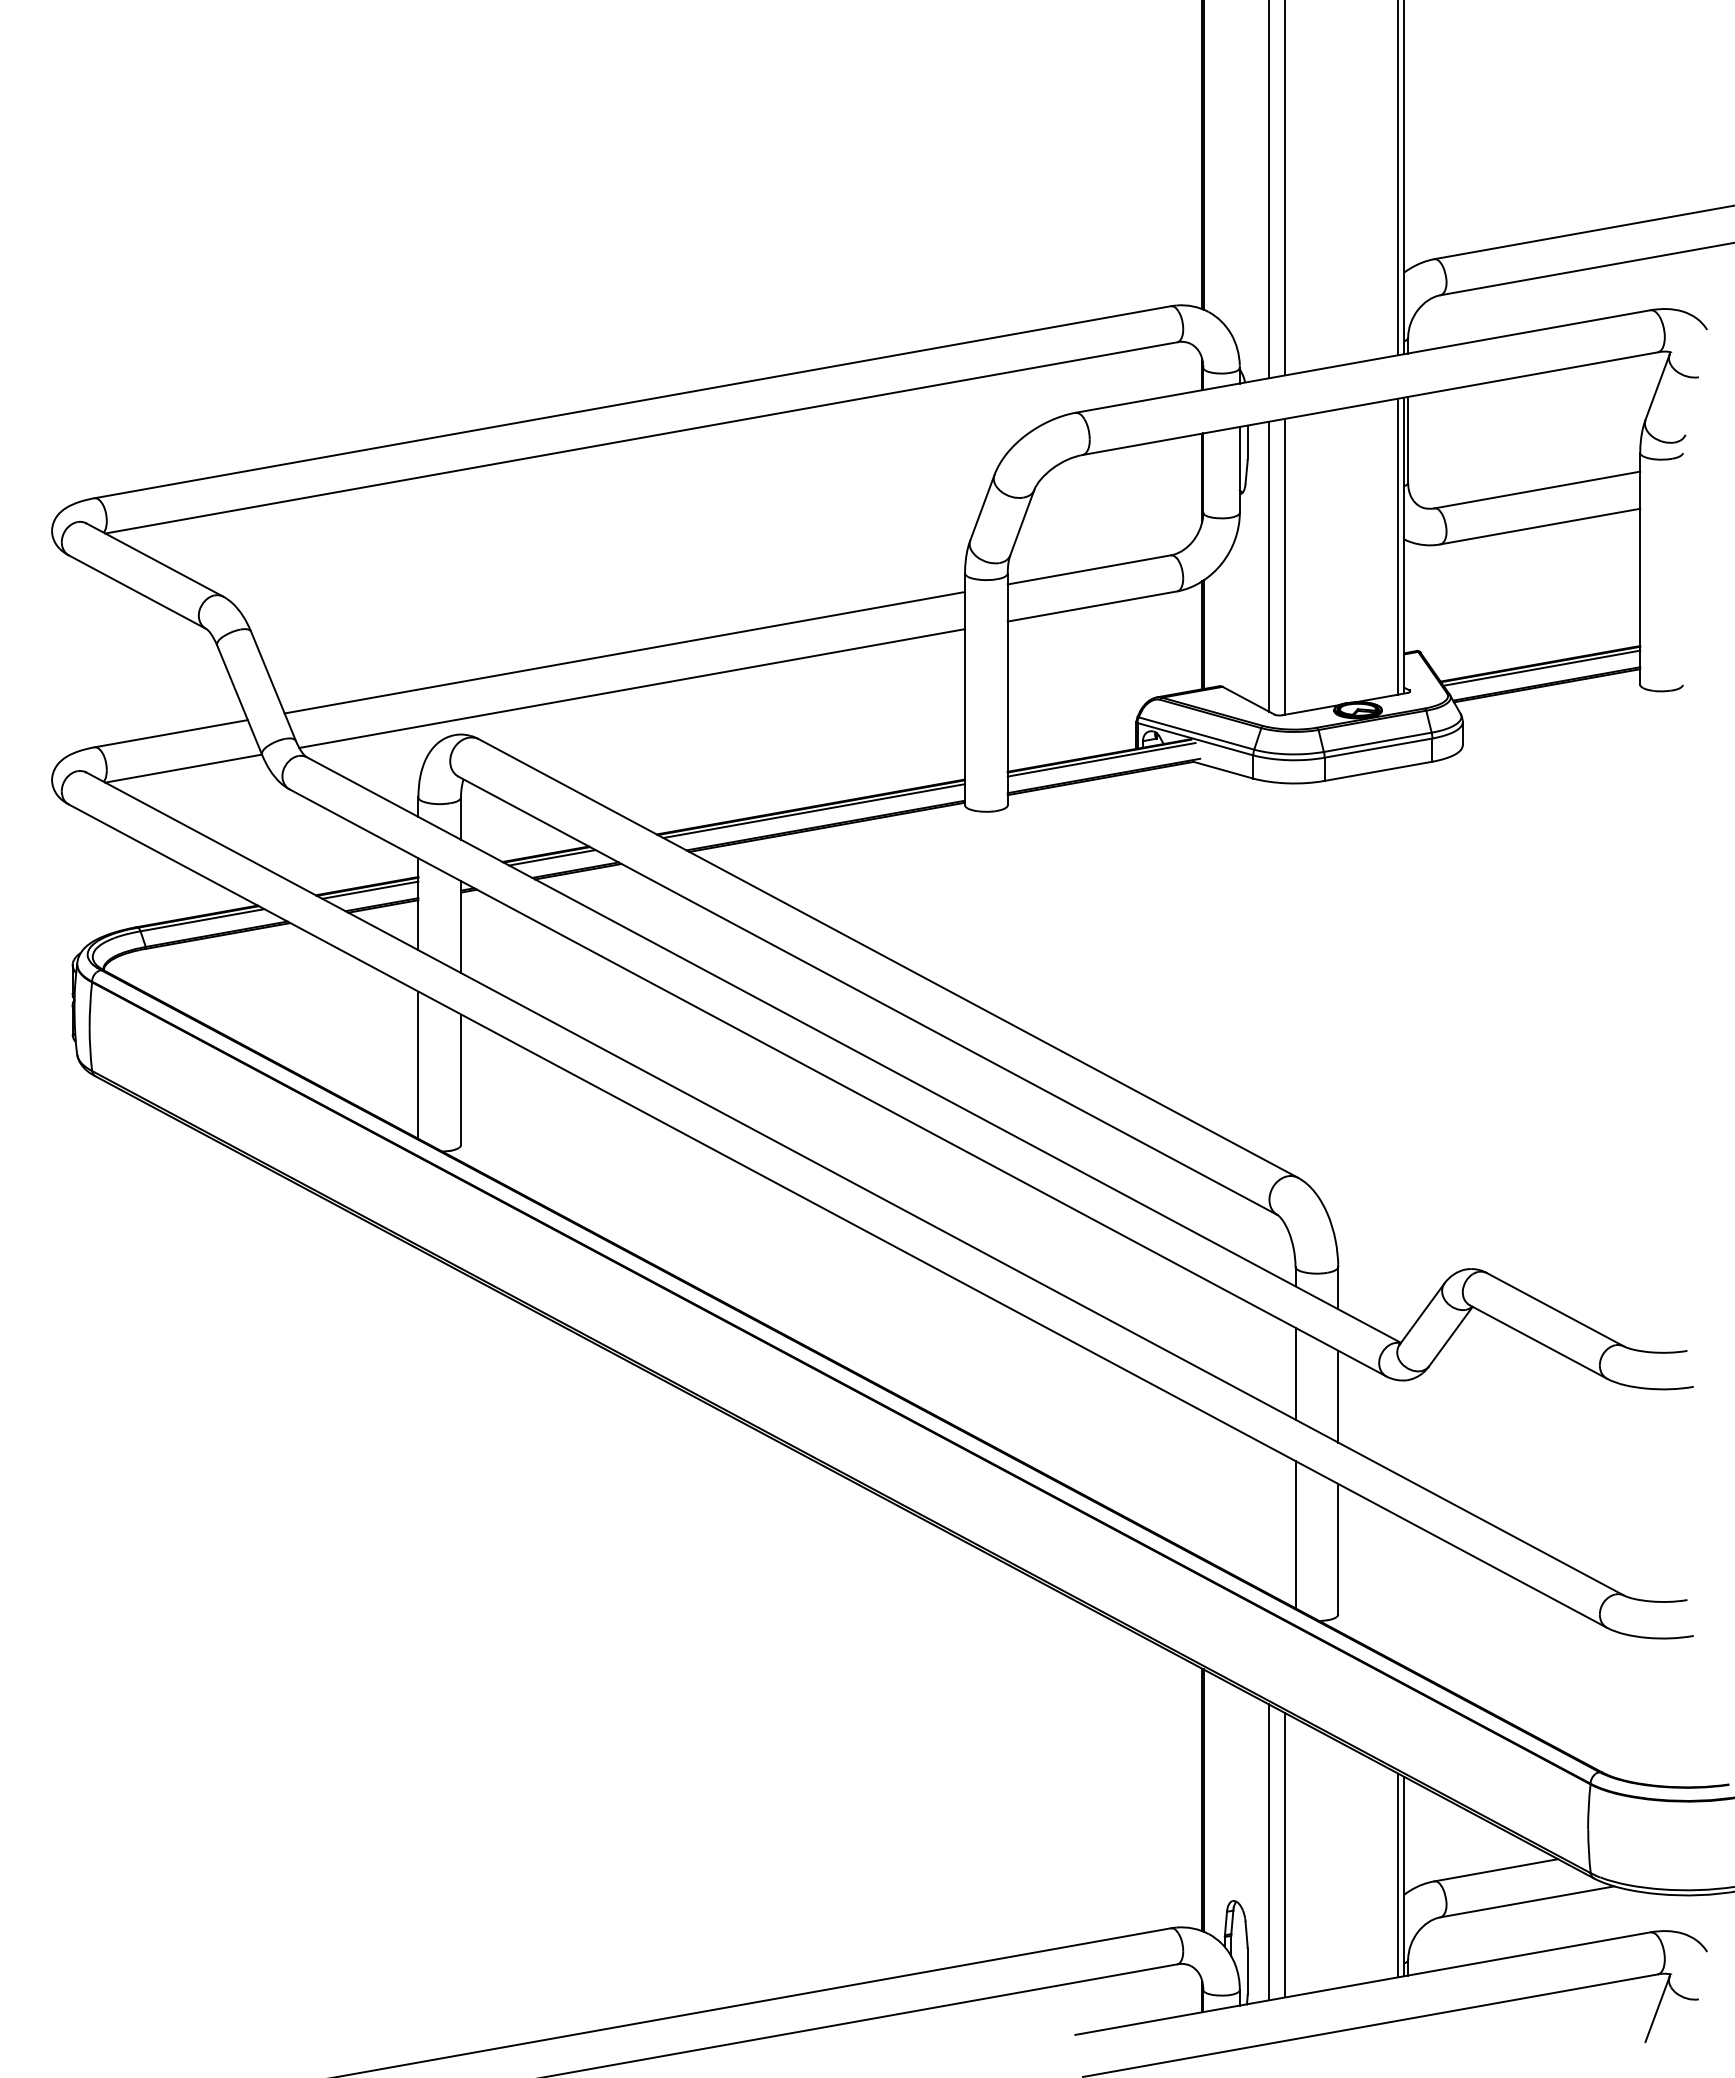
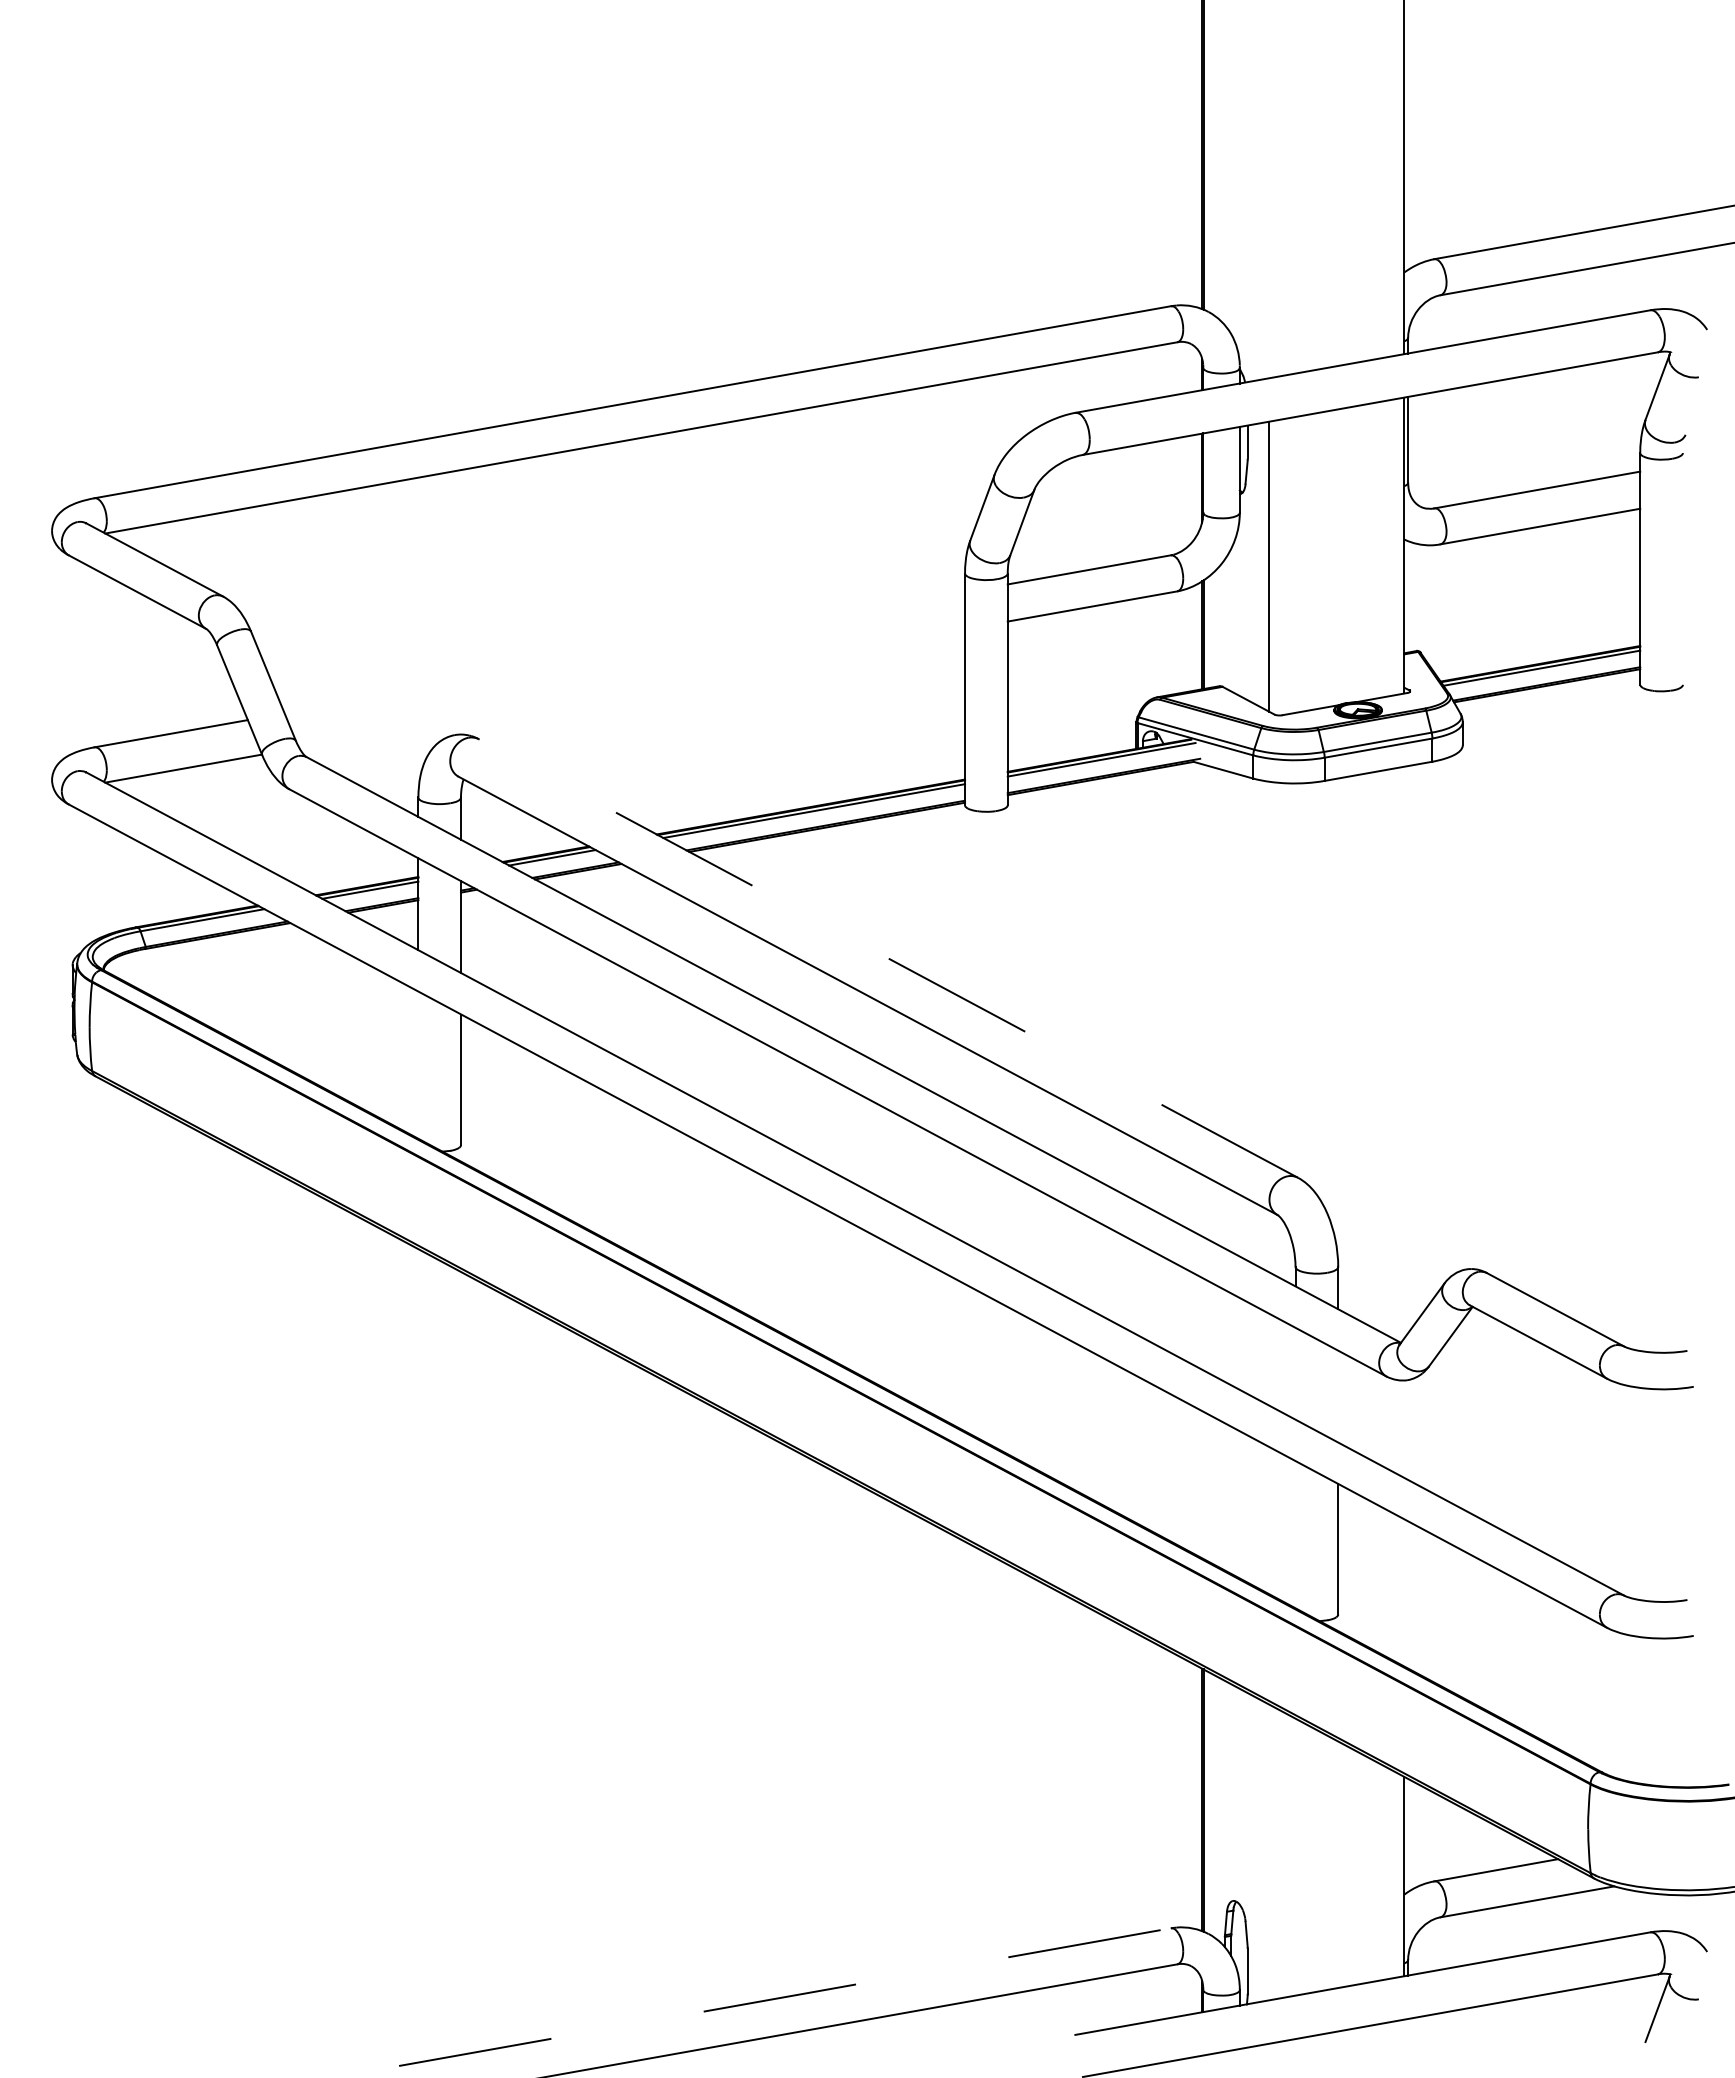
line: present -> none (1398, 178)
line: present -> none (1285, 188)
line: present -> none (1268, 190)
line: present -> none (1398, 546)
line: present -> none (1285, 566)
line: present -> none (624, 652)
line: present -> none (632, 688)
line: solid -> dashed (888, 958)
line: present -> none (418, 1064)
line: present -> none (1295, 1373)
line: present -> none (1338, 1396)
line: present -> none (1295, 1534)
line: present -> none (1268, 1852)
line: present -> none (1285, 1855)
line: present -> none (1398, 1875)
line: solid -> dashed (751, 2003)
